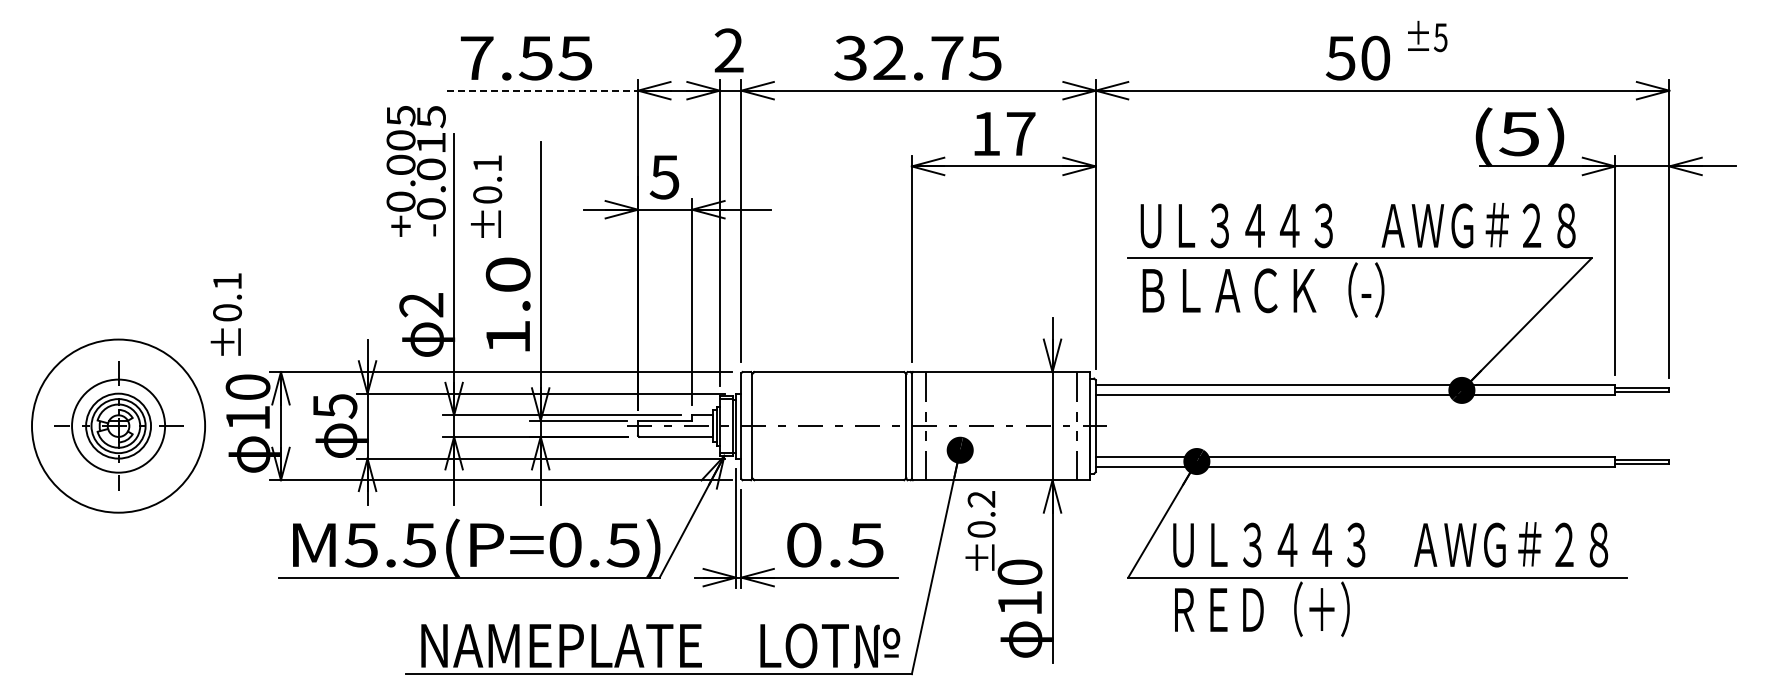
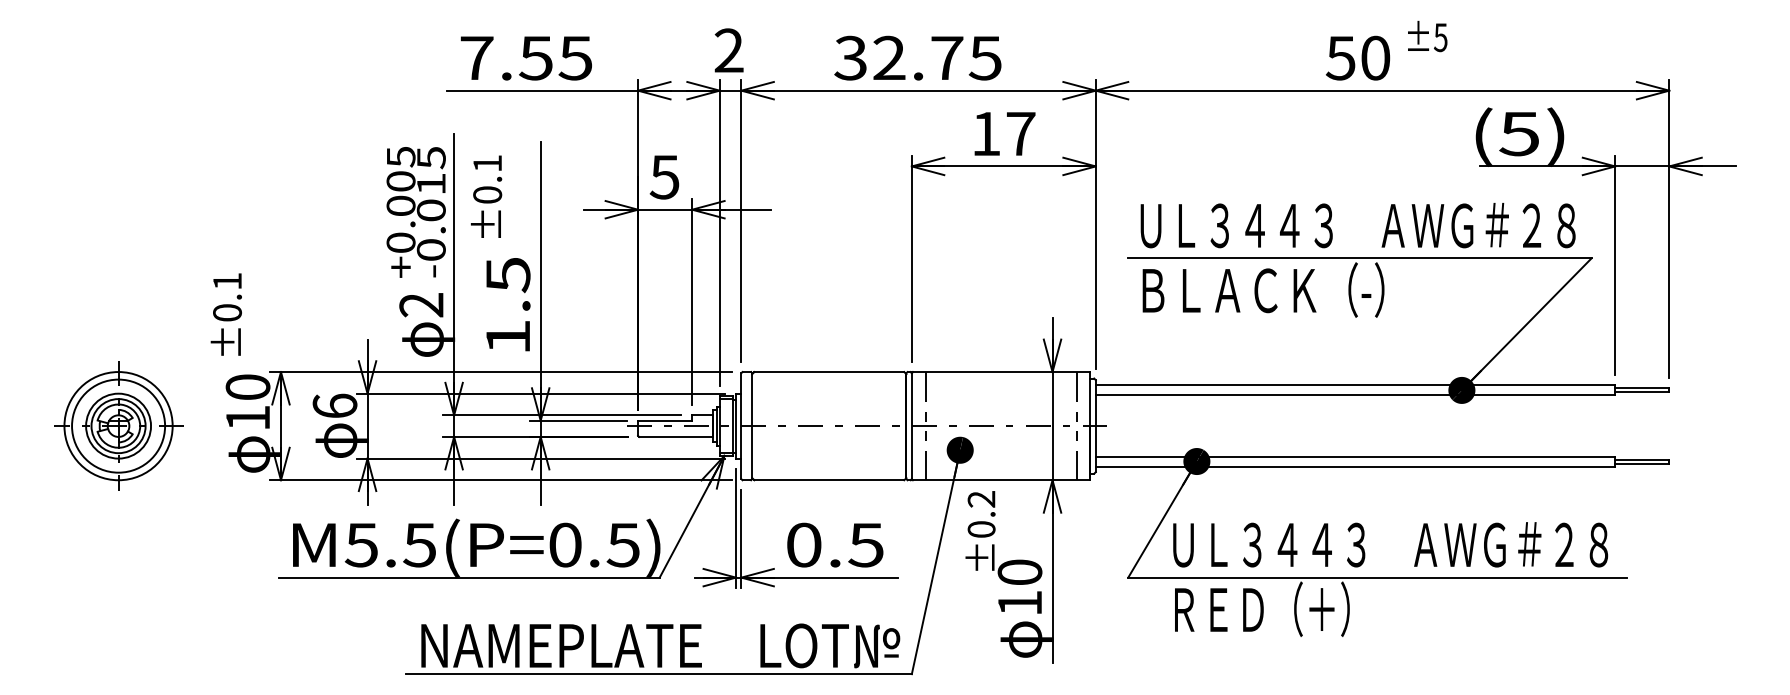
line: dashed -> solid (542, 90)
text position: (415, 171) -> (415, 212) (415, 212)
text: 1.0 -> 1.5 (507, 275)
text: 5 -> 6 (334, 406)
circle diameter: 173 px -> 108 px (118, 426)
